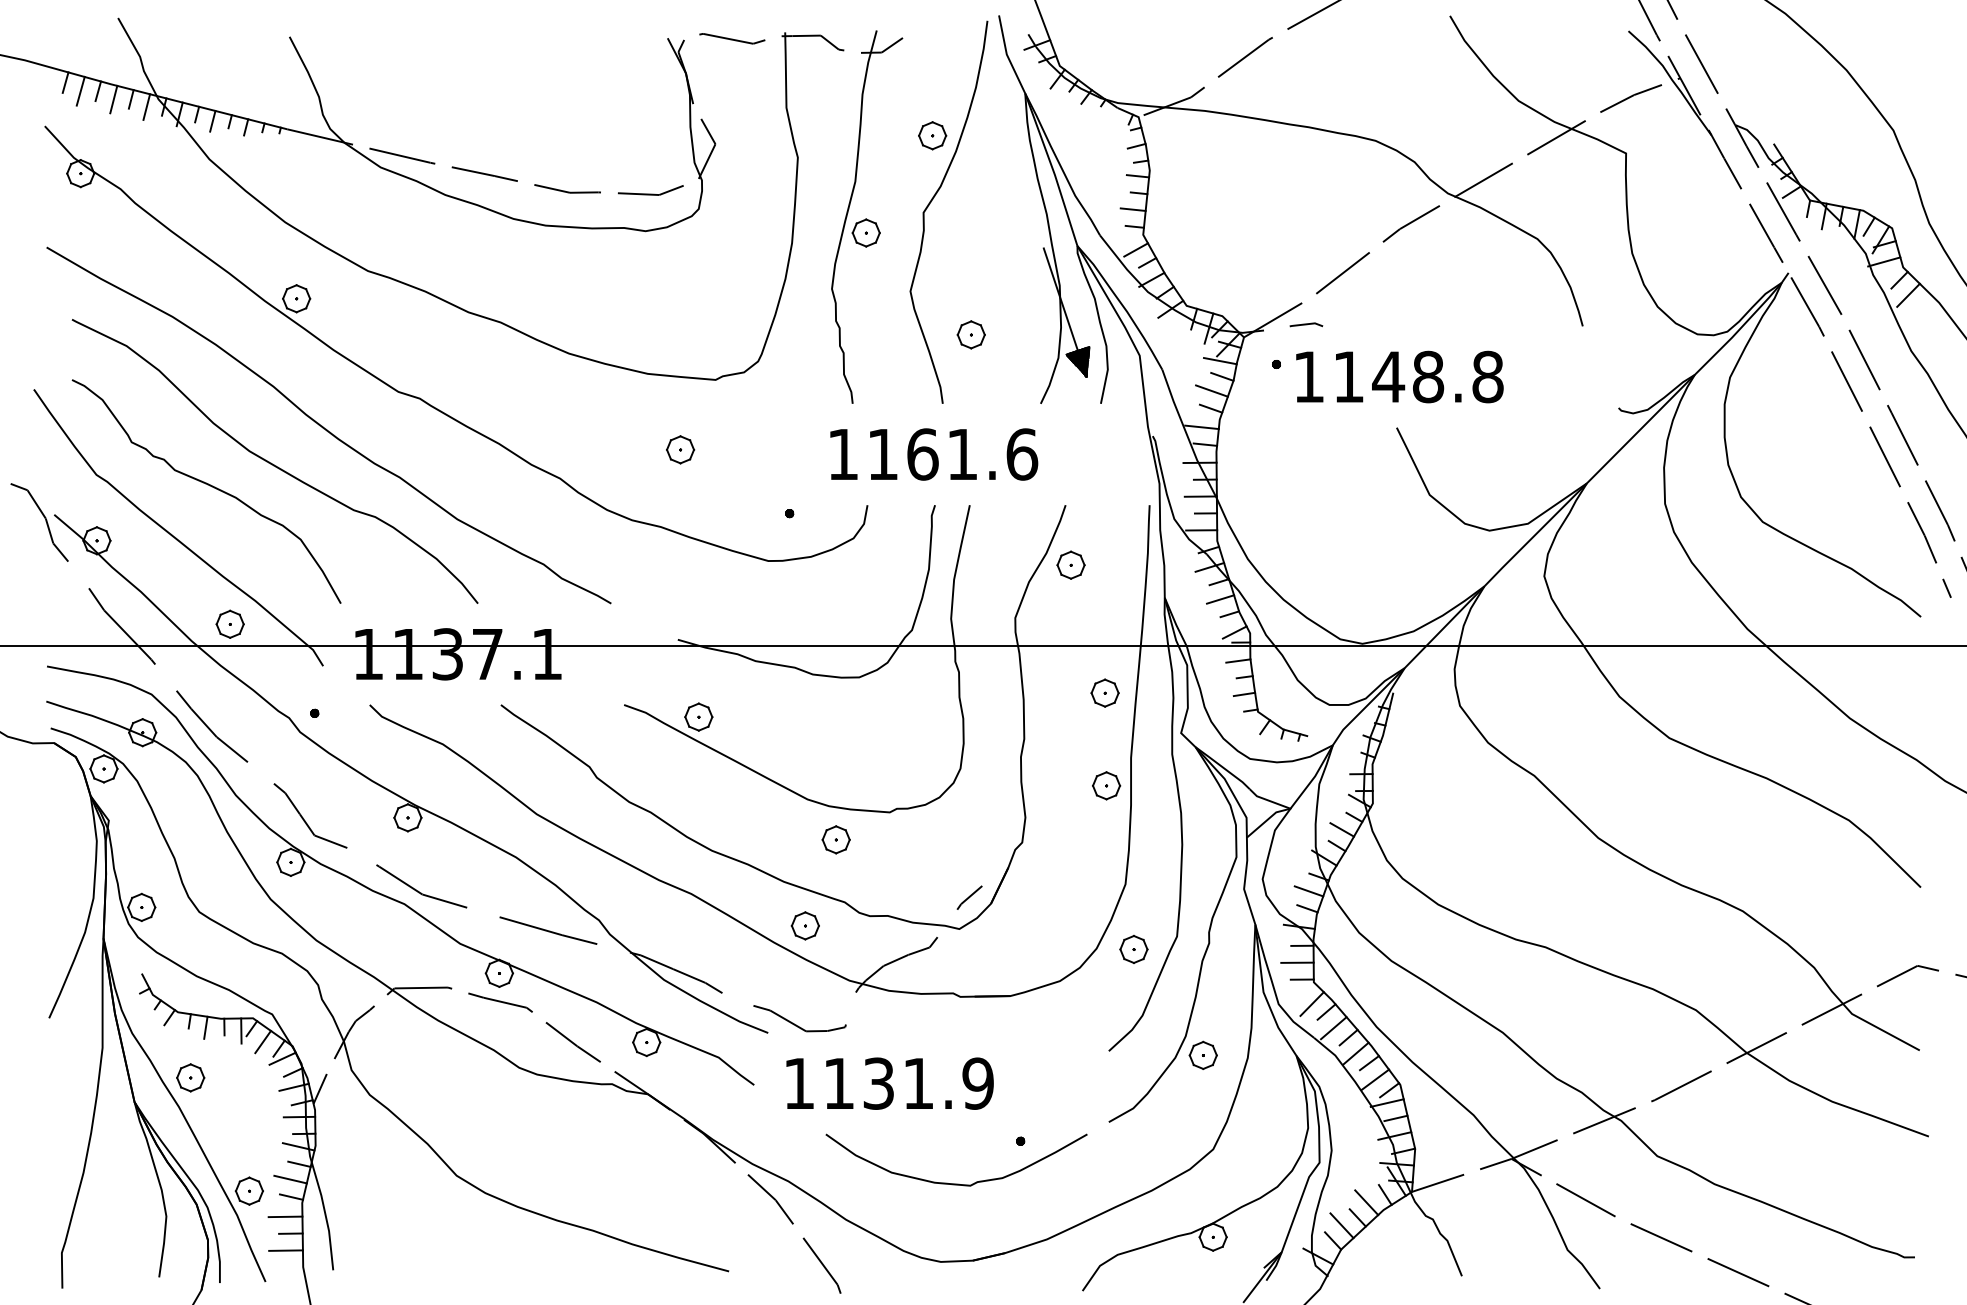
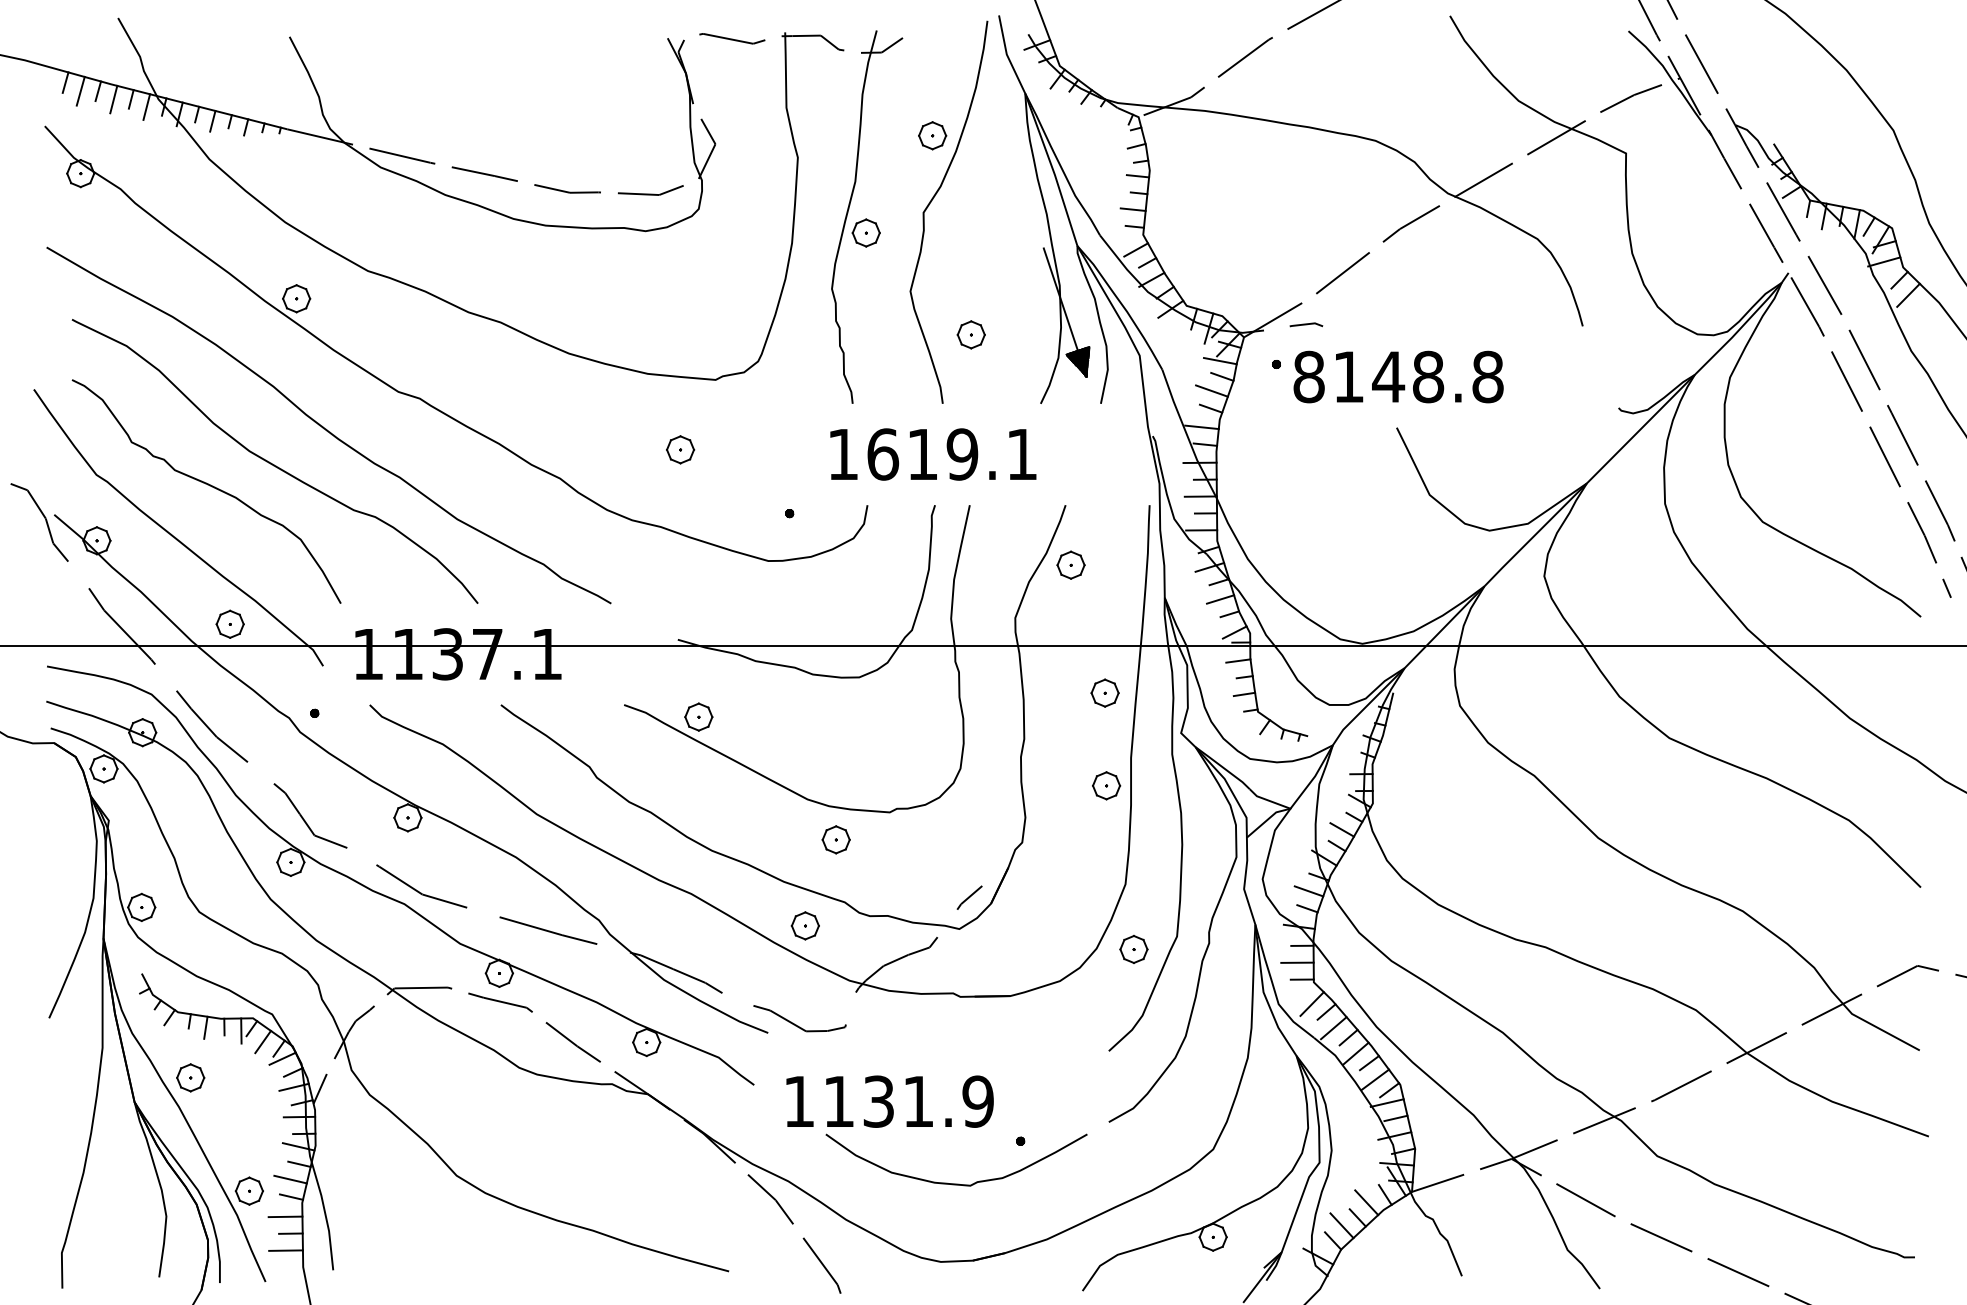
text: 1148.8 -> 8148.8 (1308, 376)
text: 1161.6 -> 1619.1 (952, 454)
part: present -> none (1202, 1054)
text position: (889, 1083) -> (889, 1101) (889, 1101)
